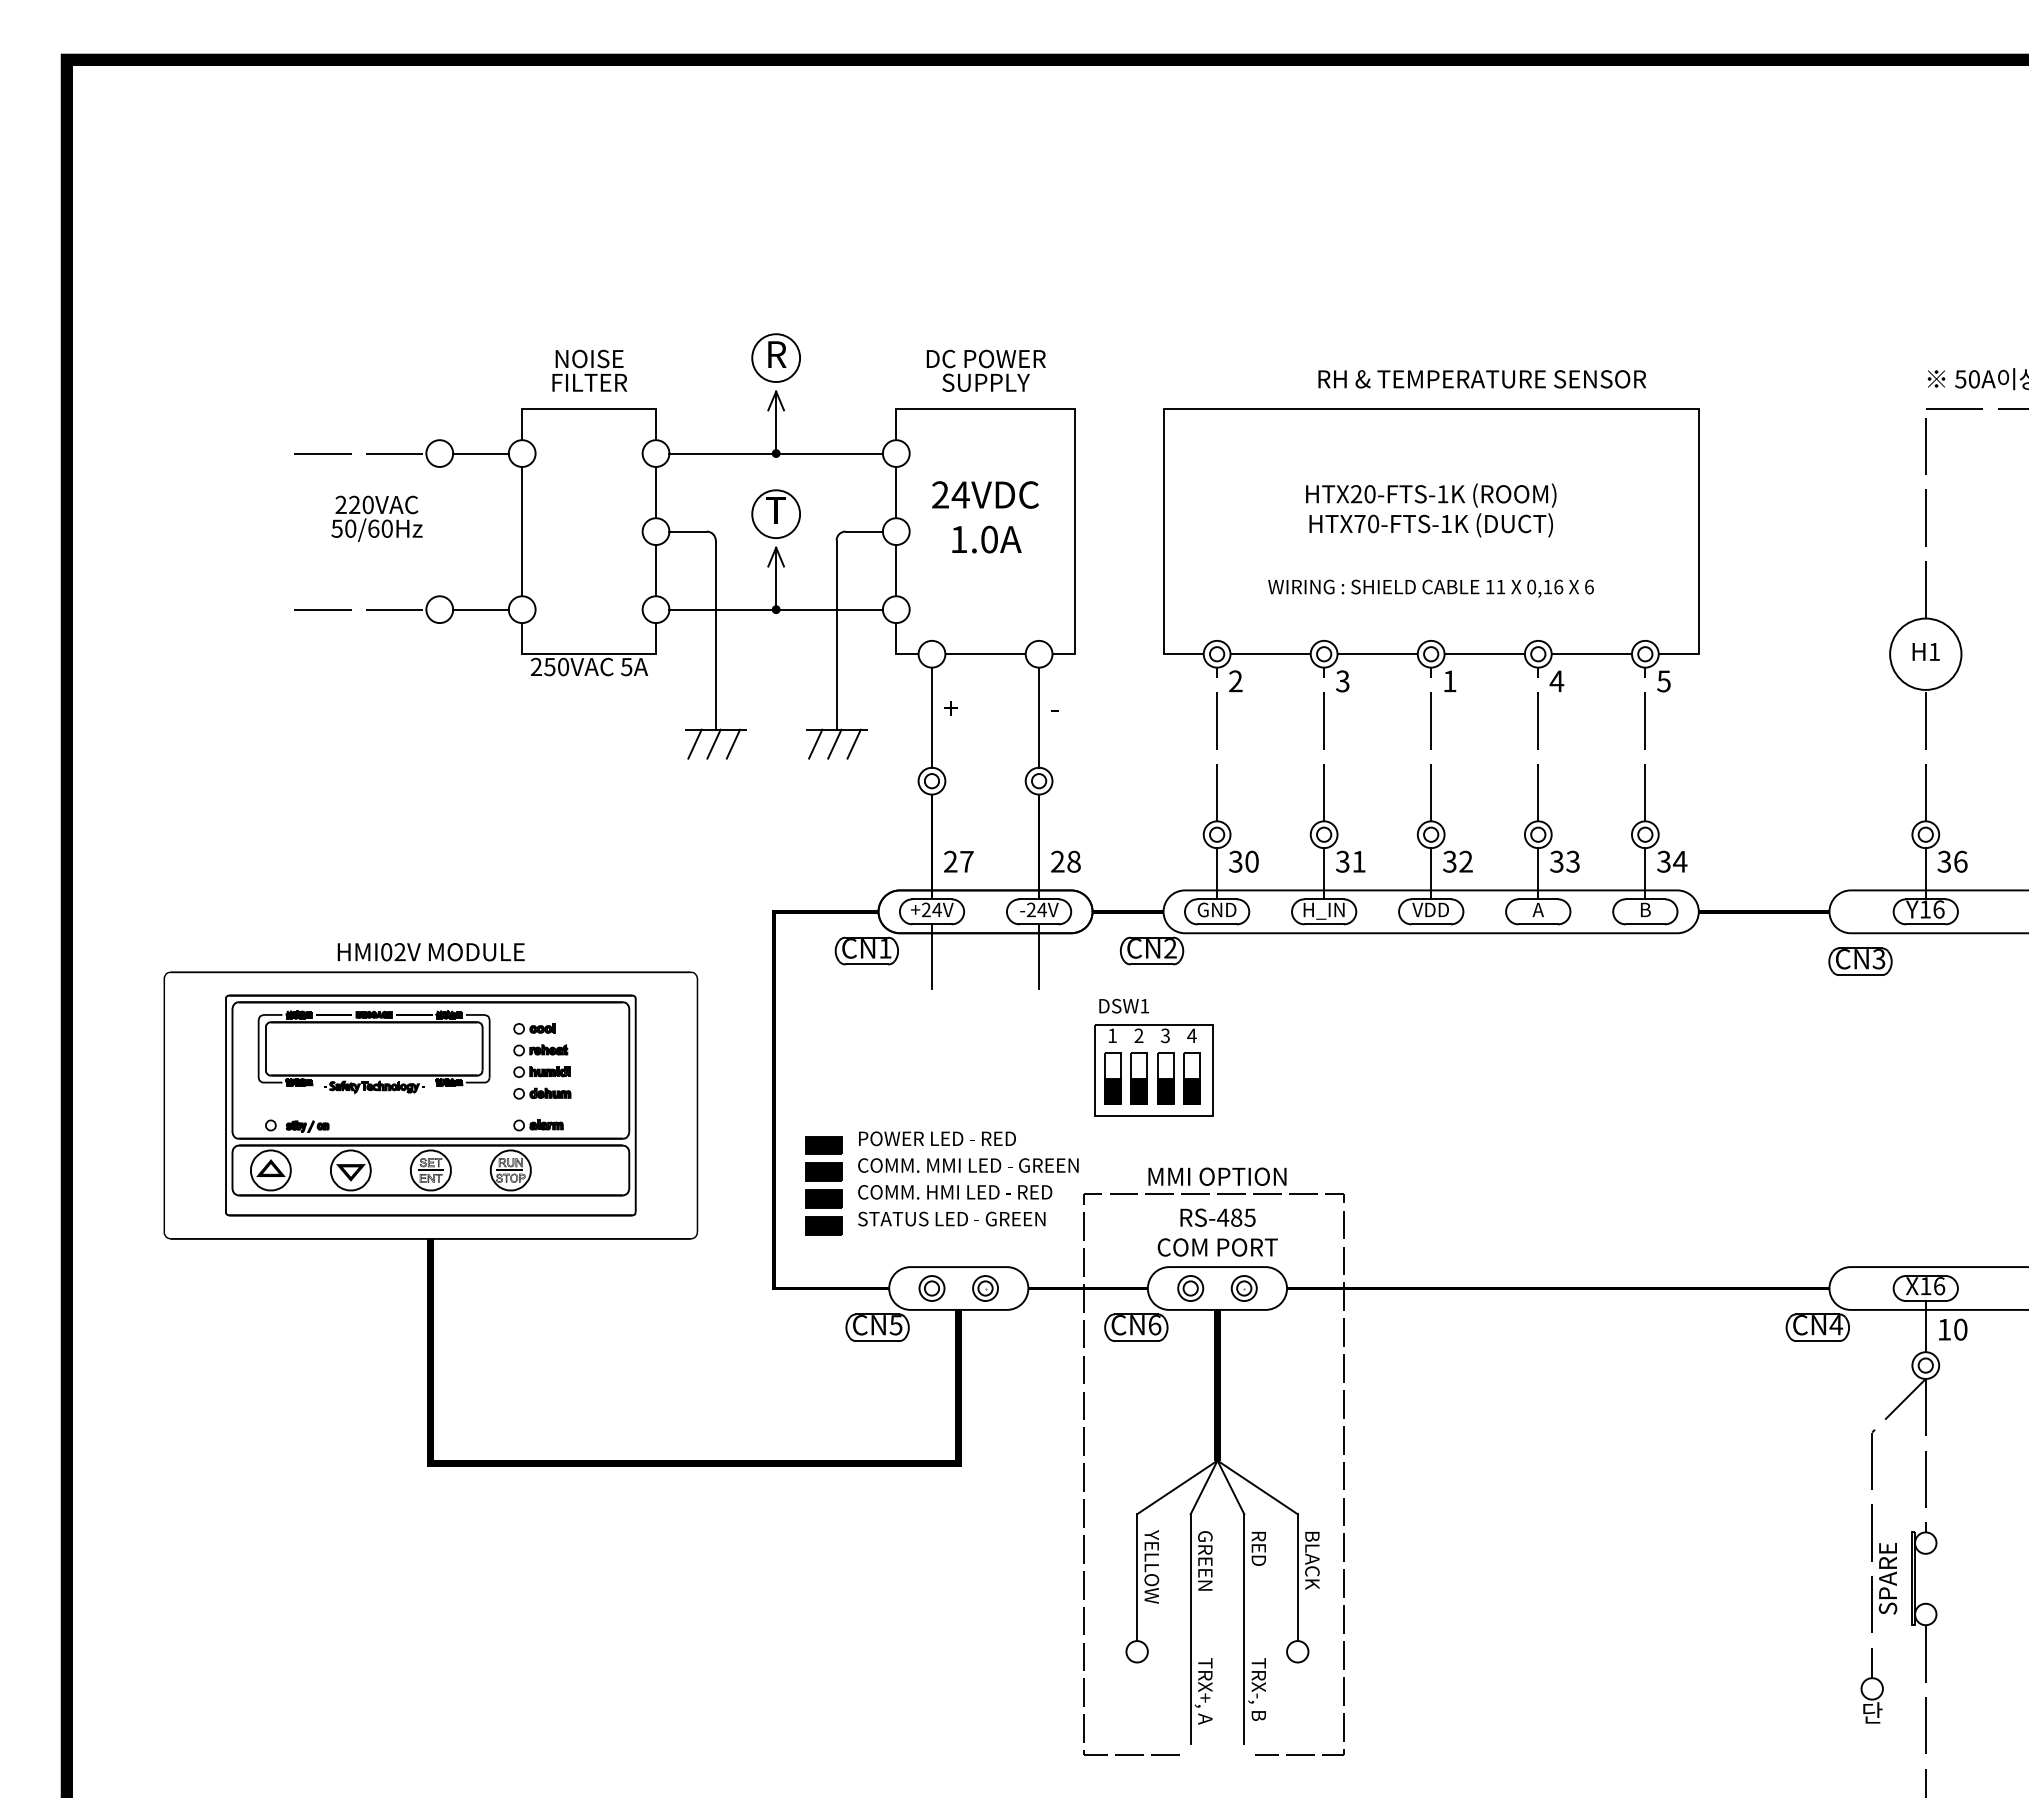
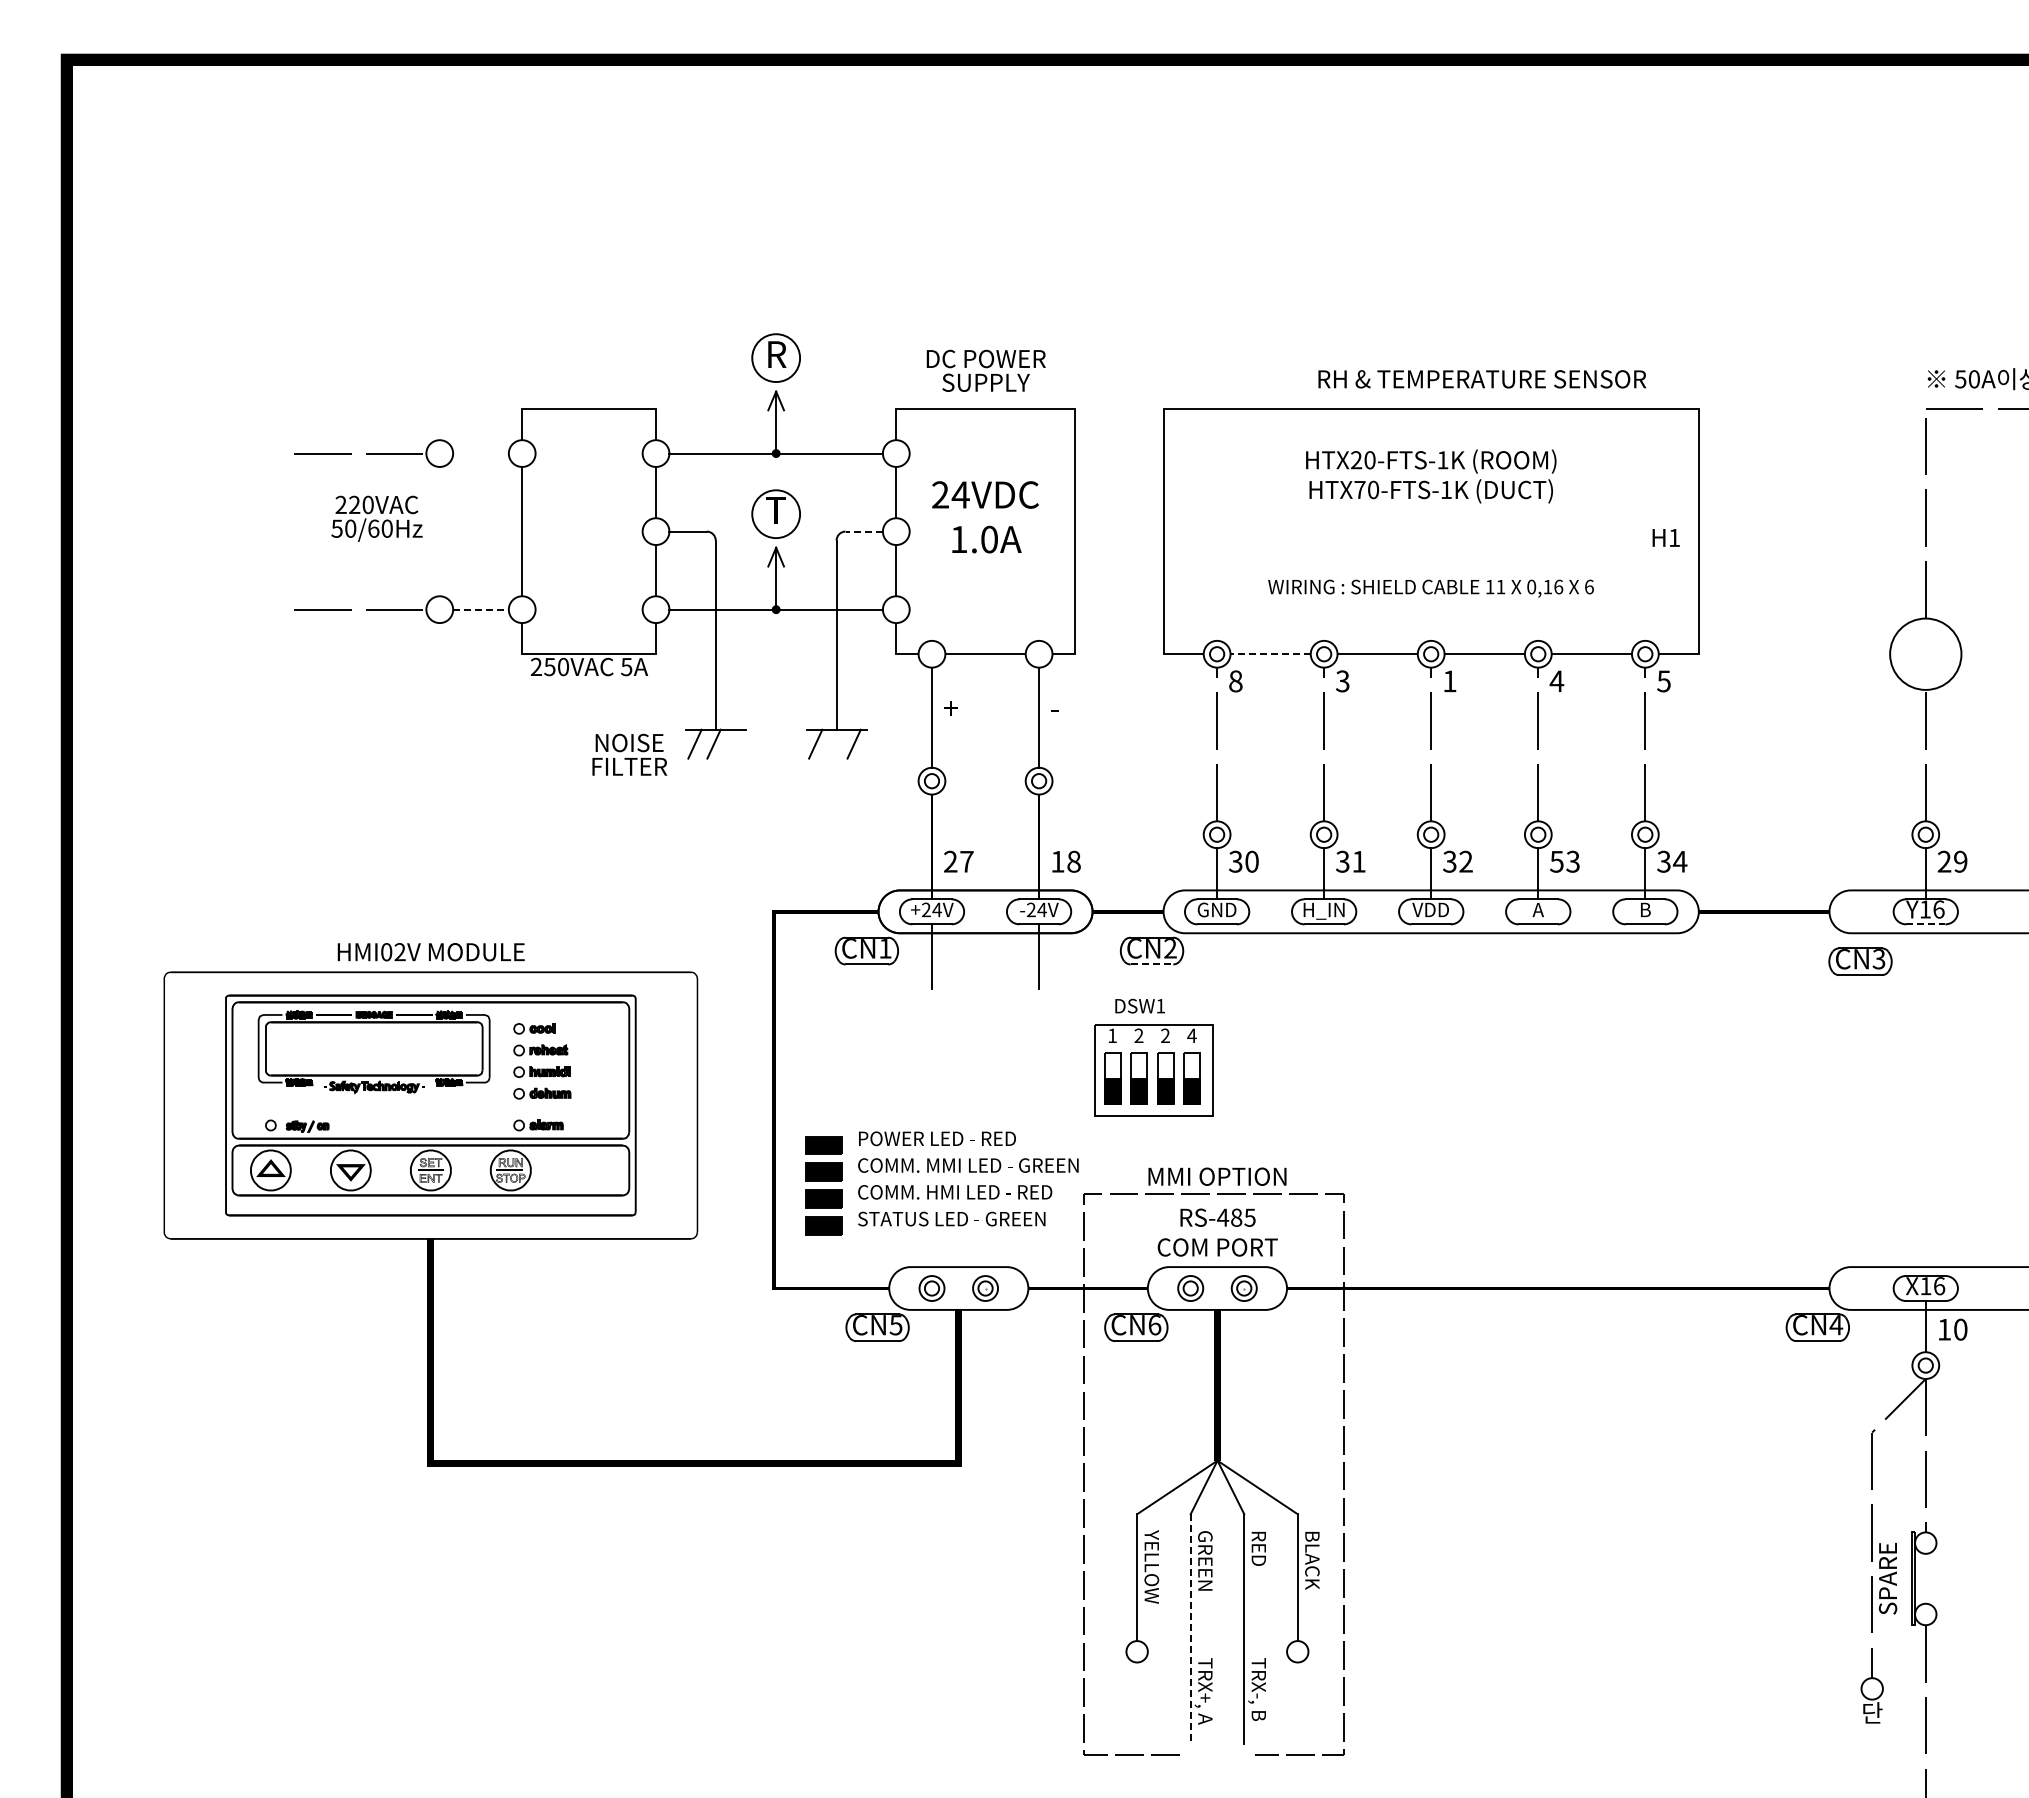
text position: (589, 370) -> (629, 754) (629, 754)
line: present -> none (480, 453)
text position: (1431, 510) -> (1431, 476) (1431, 476)
line: solid -> dashed (864, 531)
line: solid -> dashed (481, 609)
text position: (1925, 651) -> (1665, 537) (1665, 537)
line: solid -> dashed (1270, 654)
text: 2 -> 8 (1235, 681)
line: present -> none (733, 743)
line: present -> none (834, 743)
text: 28 -> 18 (1057, 861)
text: 33 -> 53 (1556, 861)
text: 36 -> 29 (1952, 861)
line: solid -> dashed (1925, 924)
line: solid -> dashed (1152, 964)
text position: (1123, 1005) -> (1139, 1005) (1139, 1005)
text: 3 -> 2 (1165, 1036)
line: solid -> dashed (1190, 1629)
